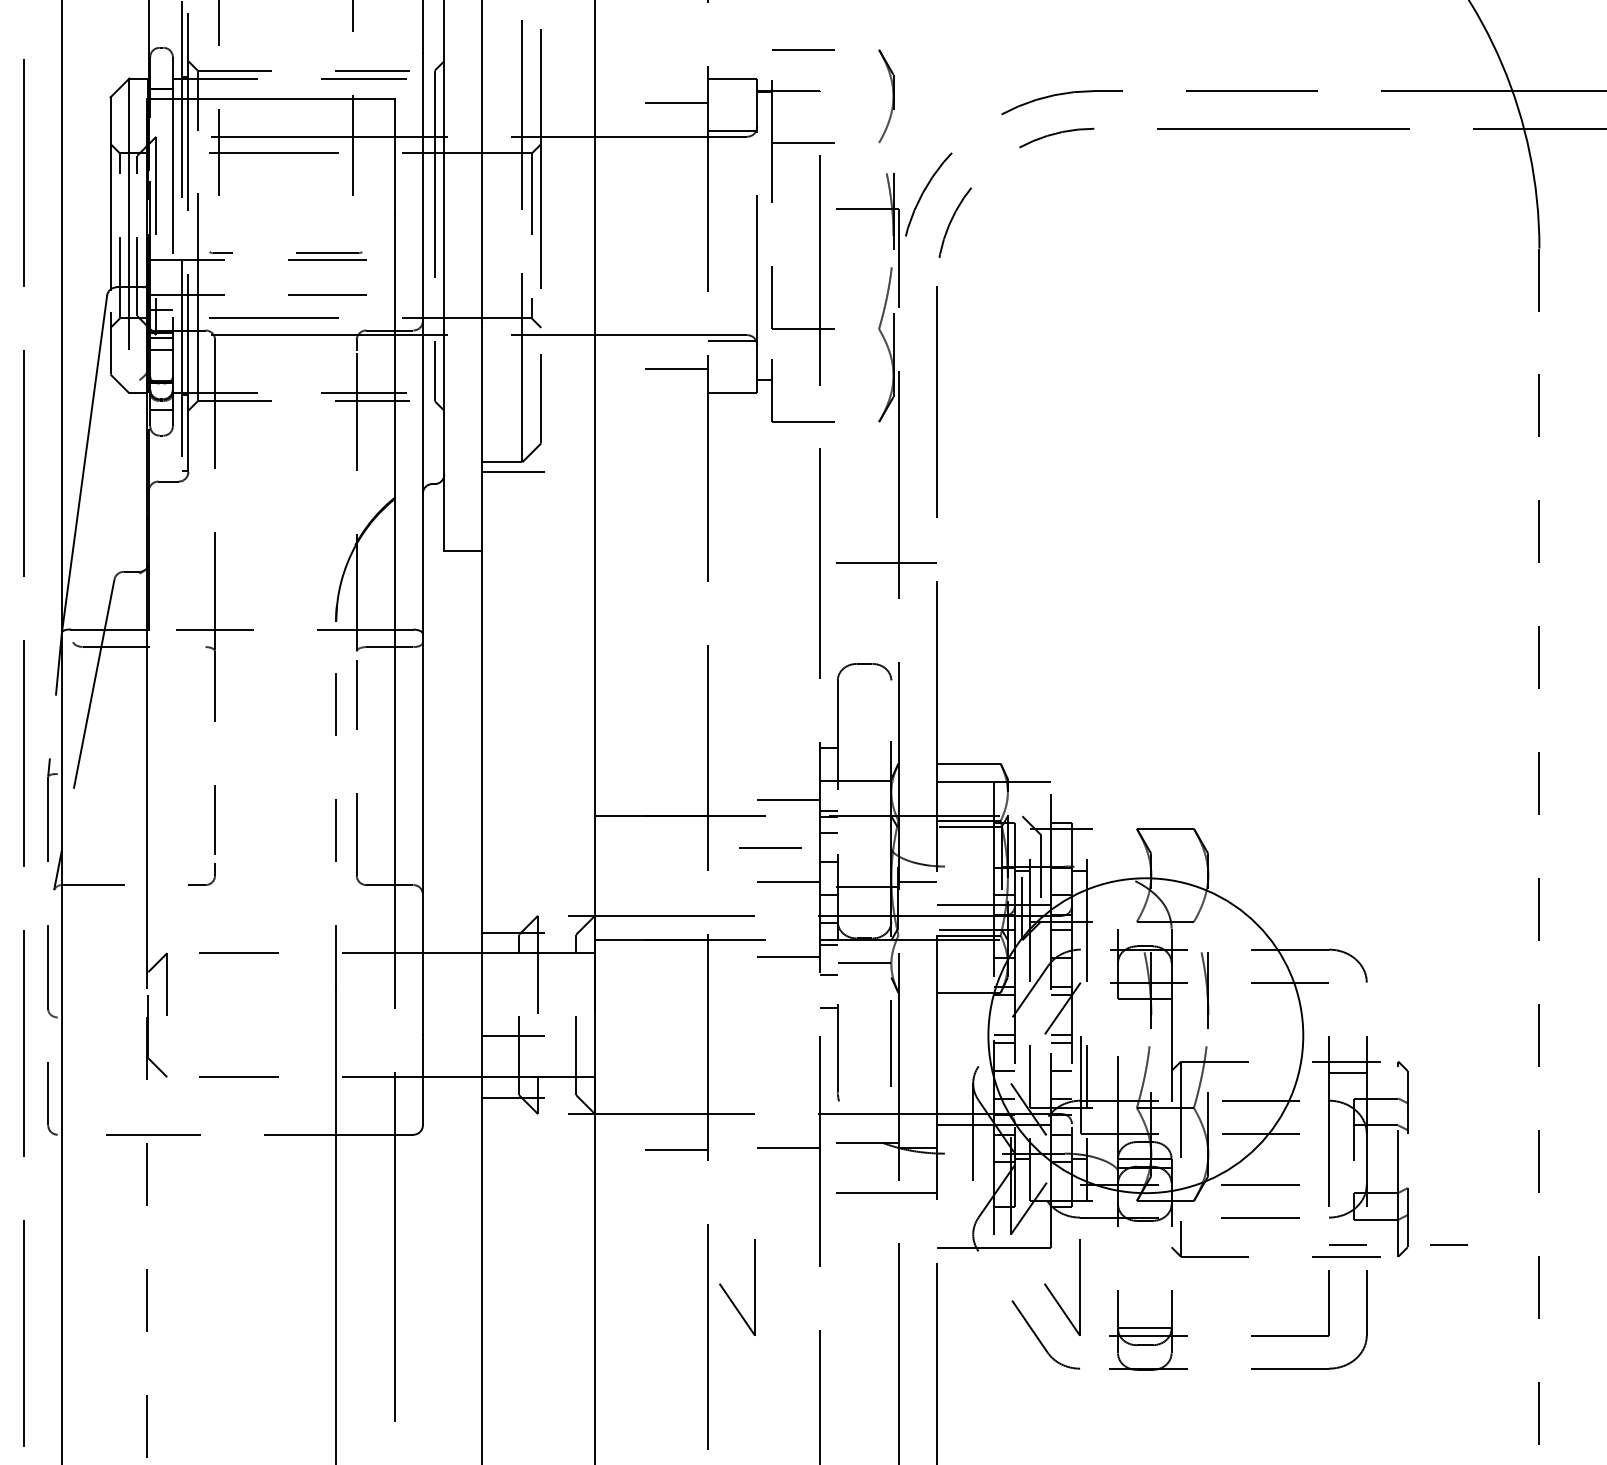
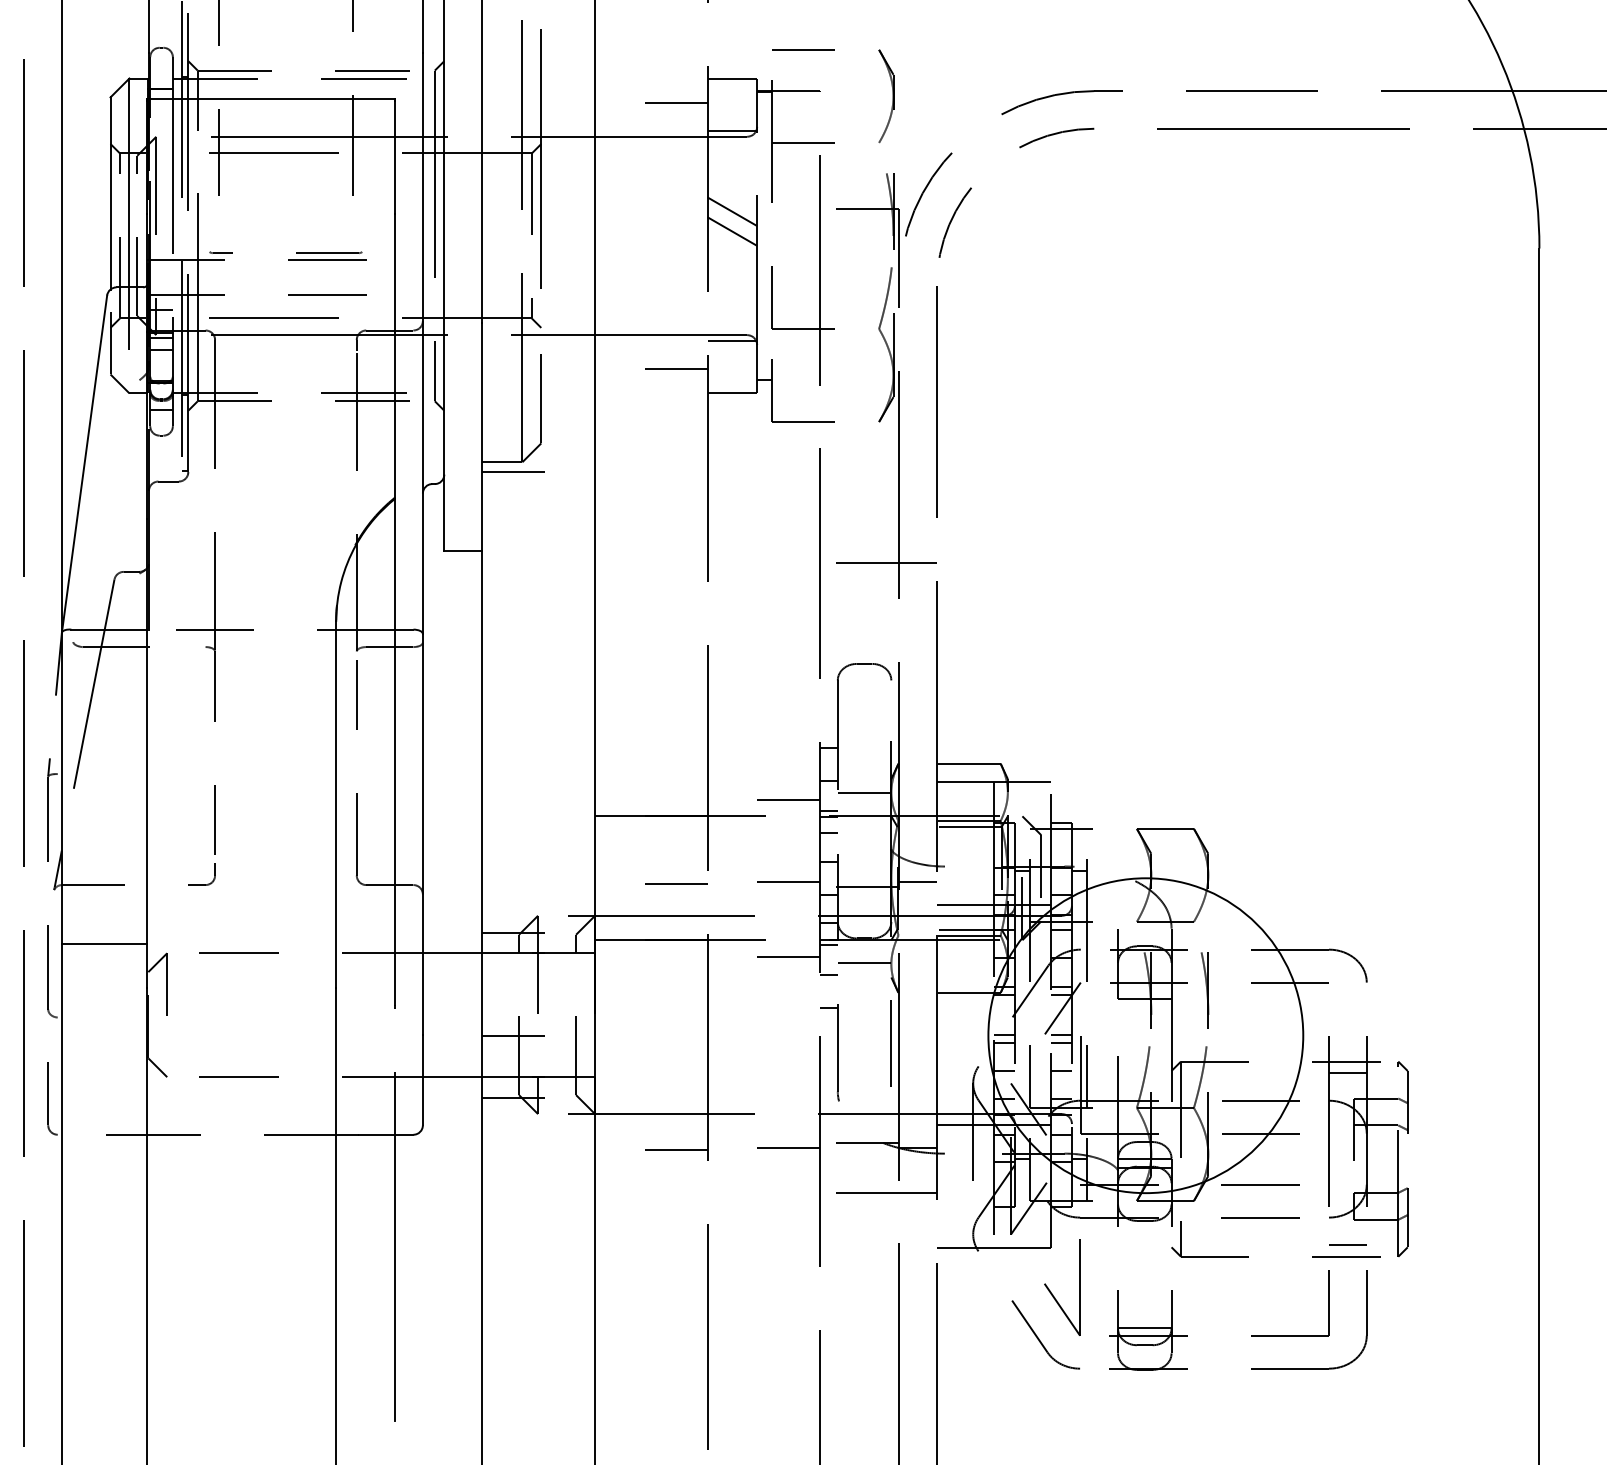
line: none -> present (732, 211)
line: none -> present (732, 231)
line position: (864, 781) -> (864, 793) (864, 793)
line: dashed -> solid (336, 804)
line position: (770, 847) -> (676, 883) (676, 883)
line: dashed -> solid (1539, 857)
line: none -> present (104, 944)
line: dashed -> solid (147, 1225)
line: present -> none (1448, 1244)
part: present -> none (728, 1294)
